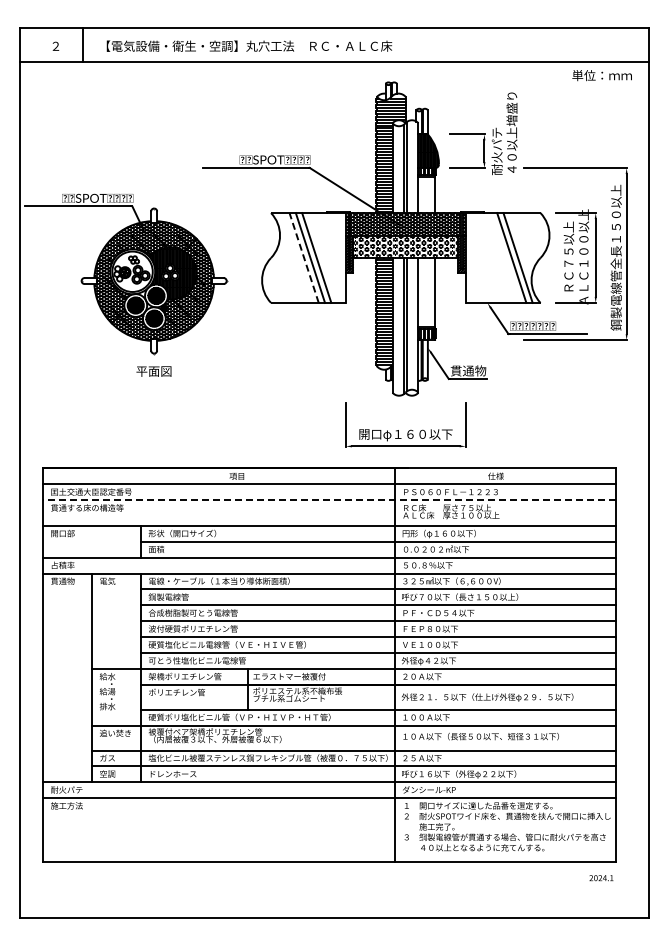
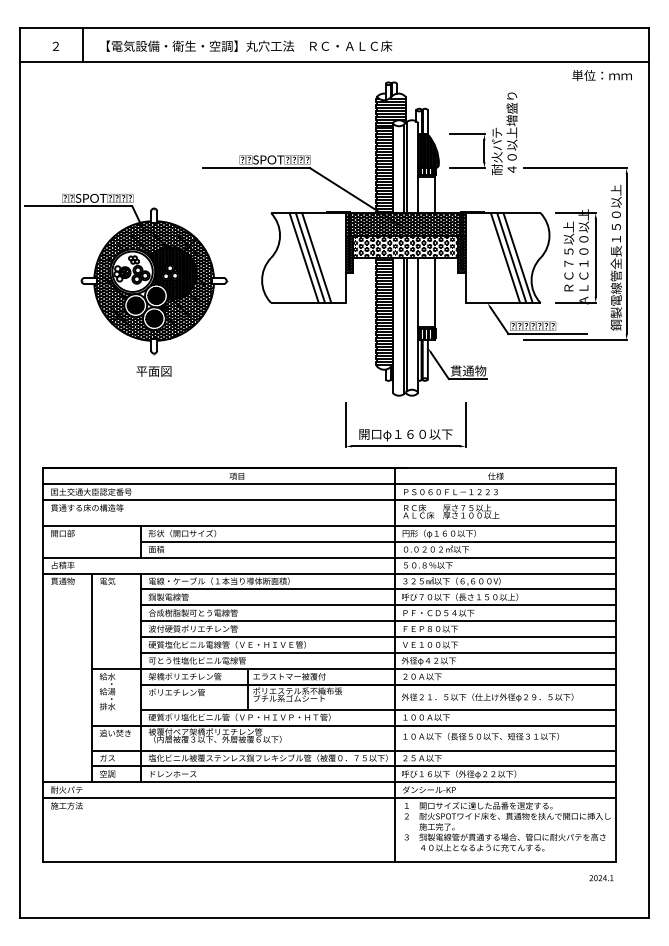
line: dashed -> solid (304, 257)
line: none -> present (505, 257)
line: dashed -> solid (329, 500)
